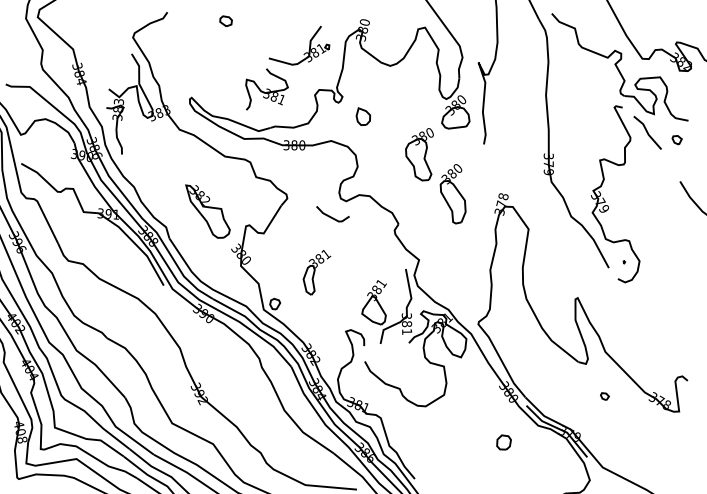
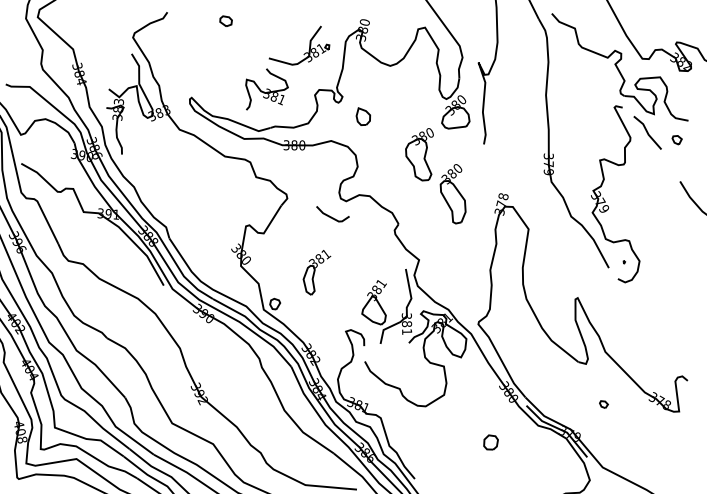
part: present -> none (207, 211)
curve position: (604, 394) -> (603, 402) (603, 402)
curve position: (500, 438) -> (487, 438) (487, 438)
